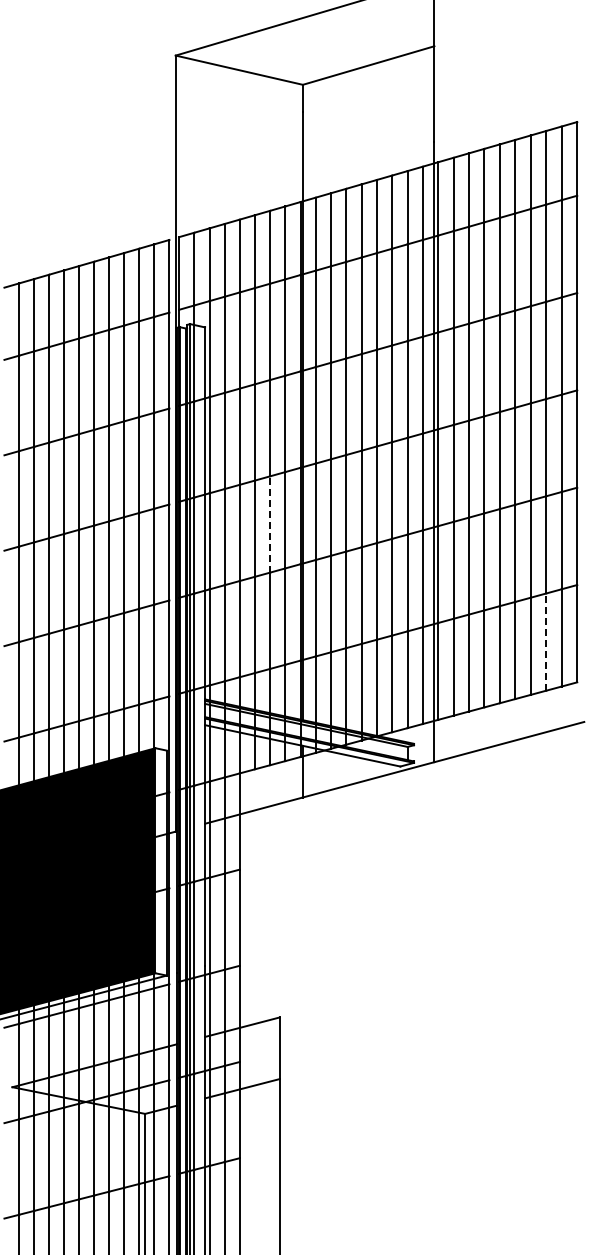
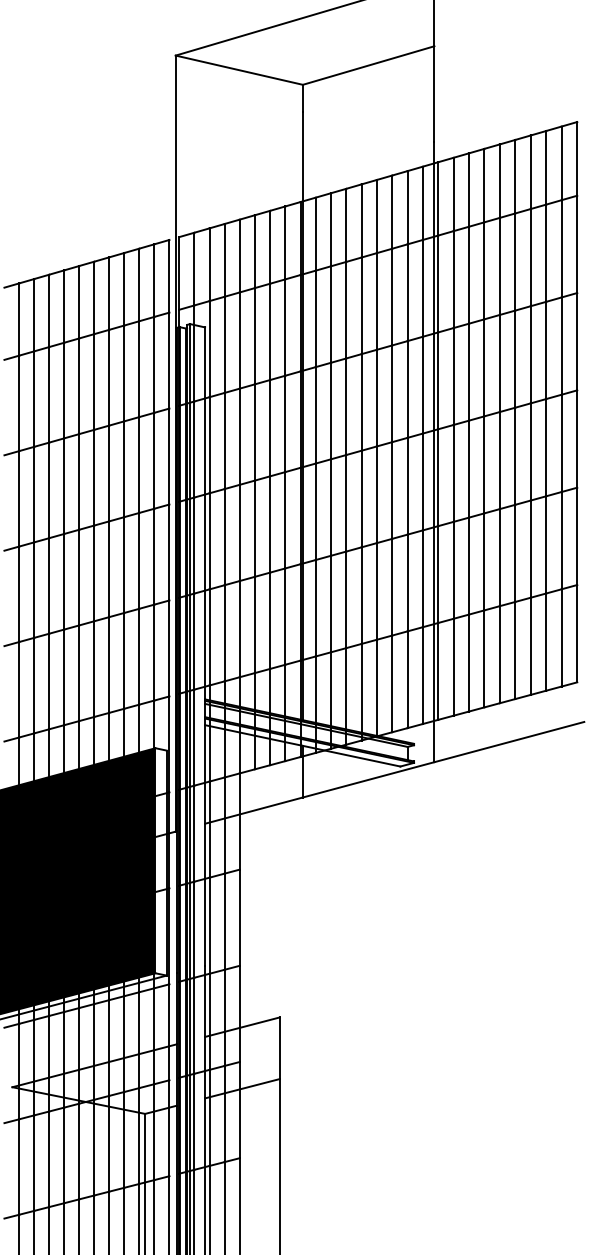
line: dashed -> solid (270, 524)
line: dashed -> solid (546, 642)
